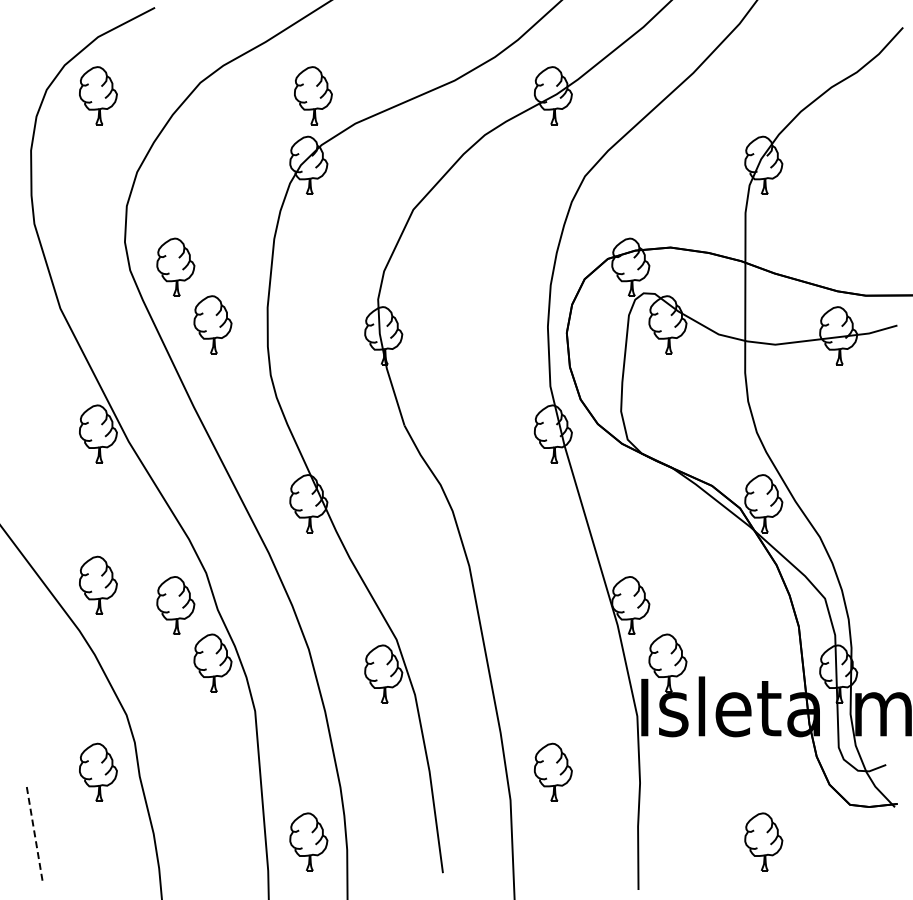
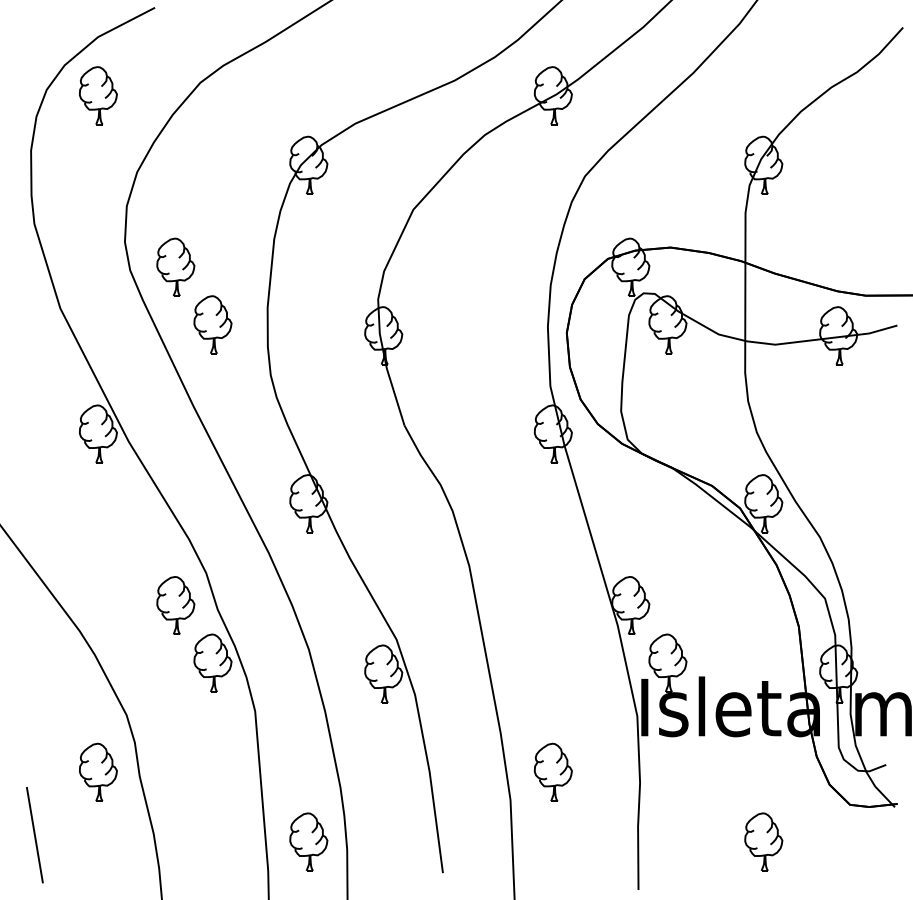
part: present -> none (313, 95)
part: present -> none (98, 584)
line: dashed -> solid (34, 835)
